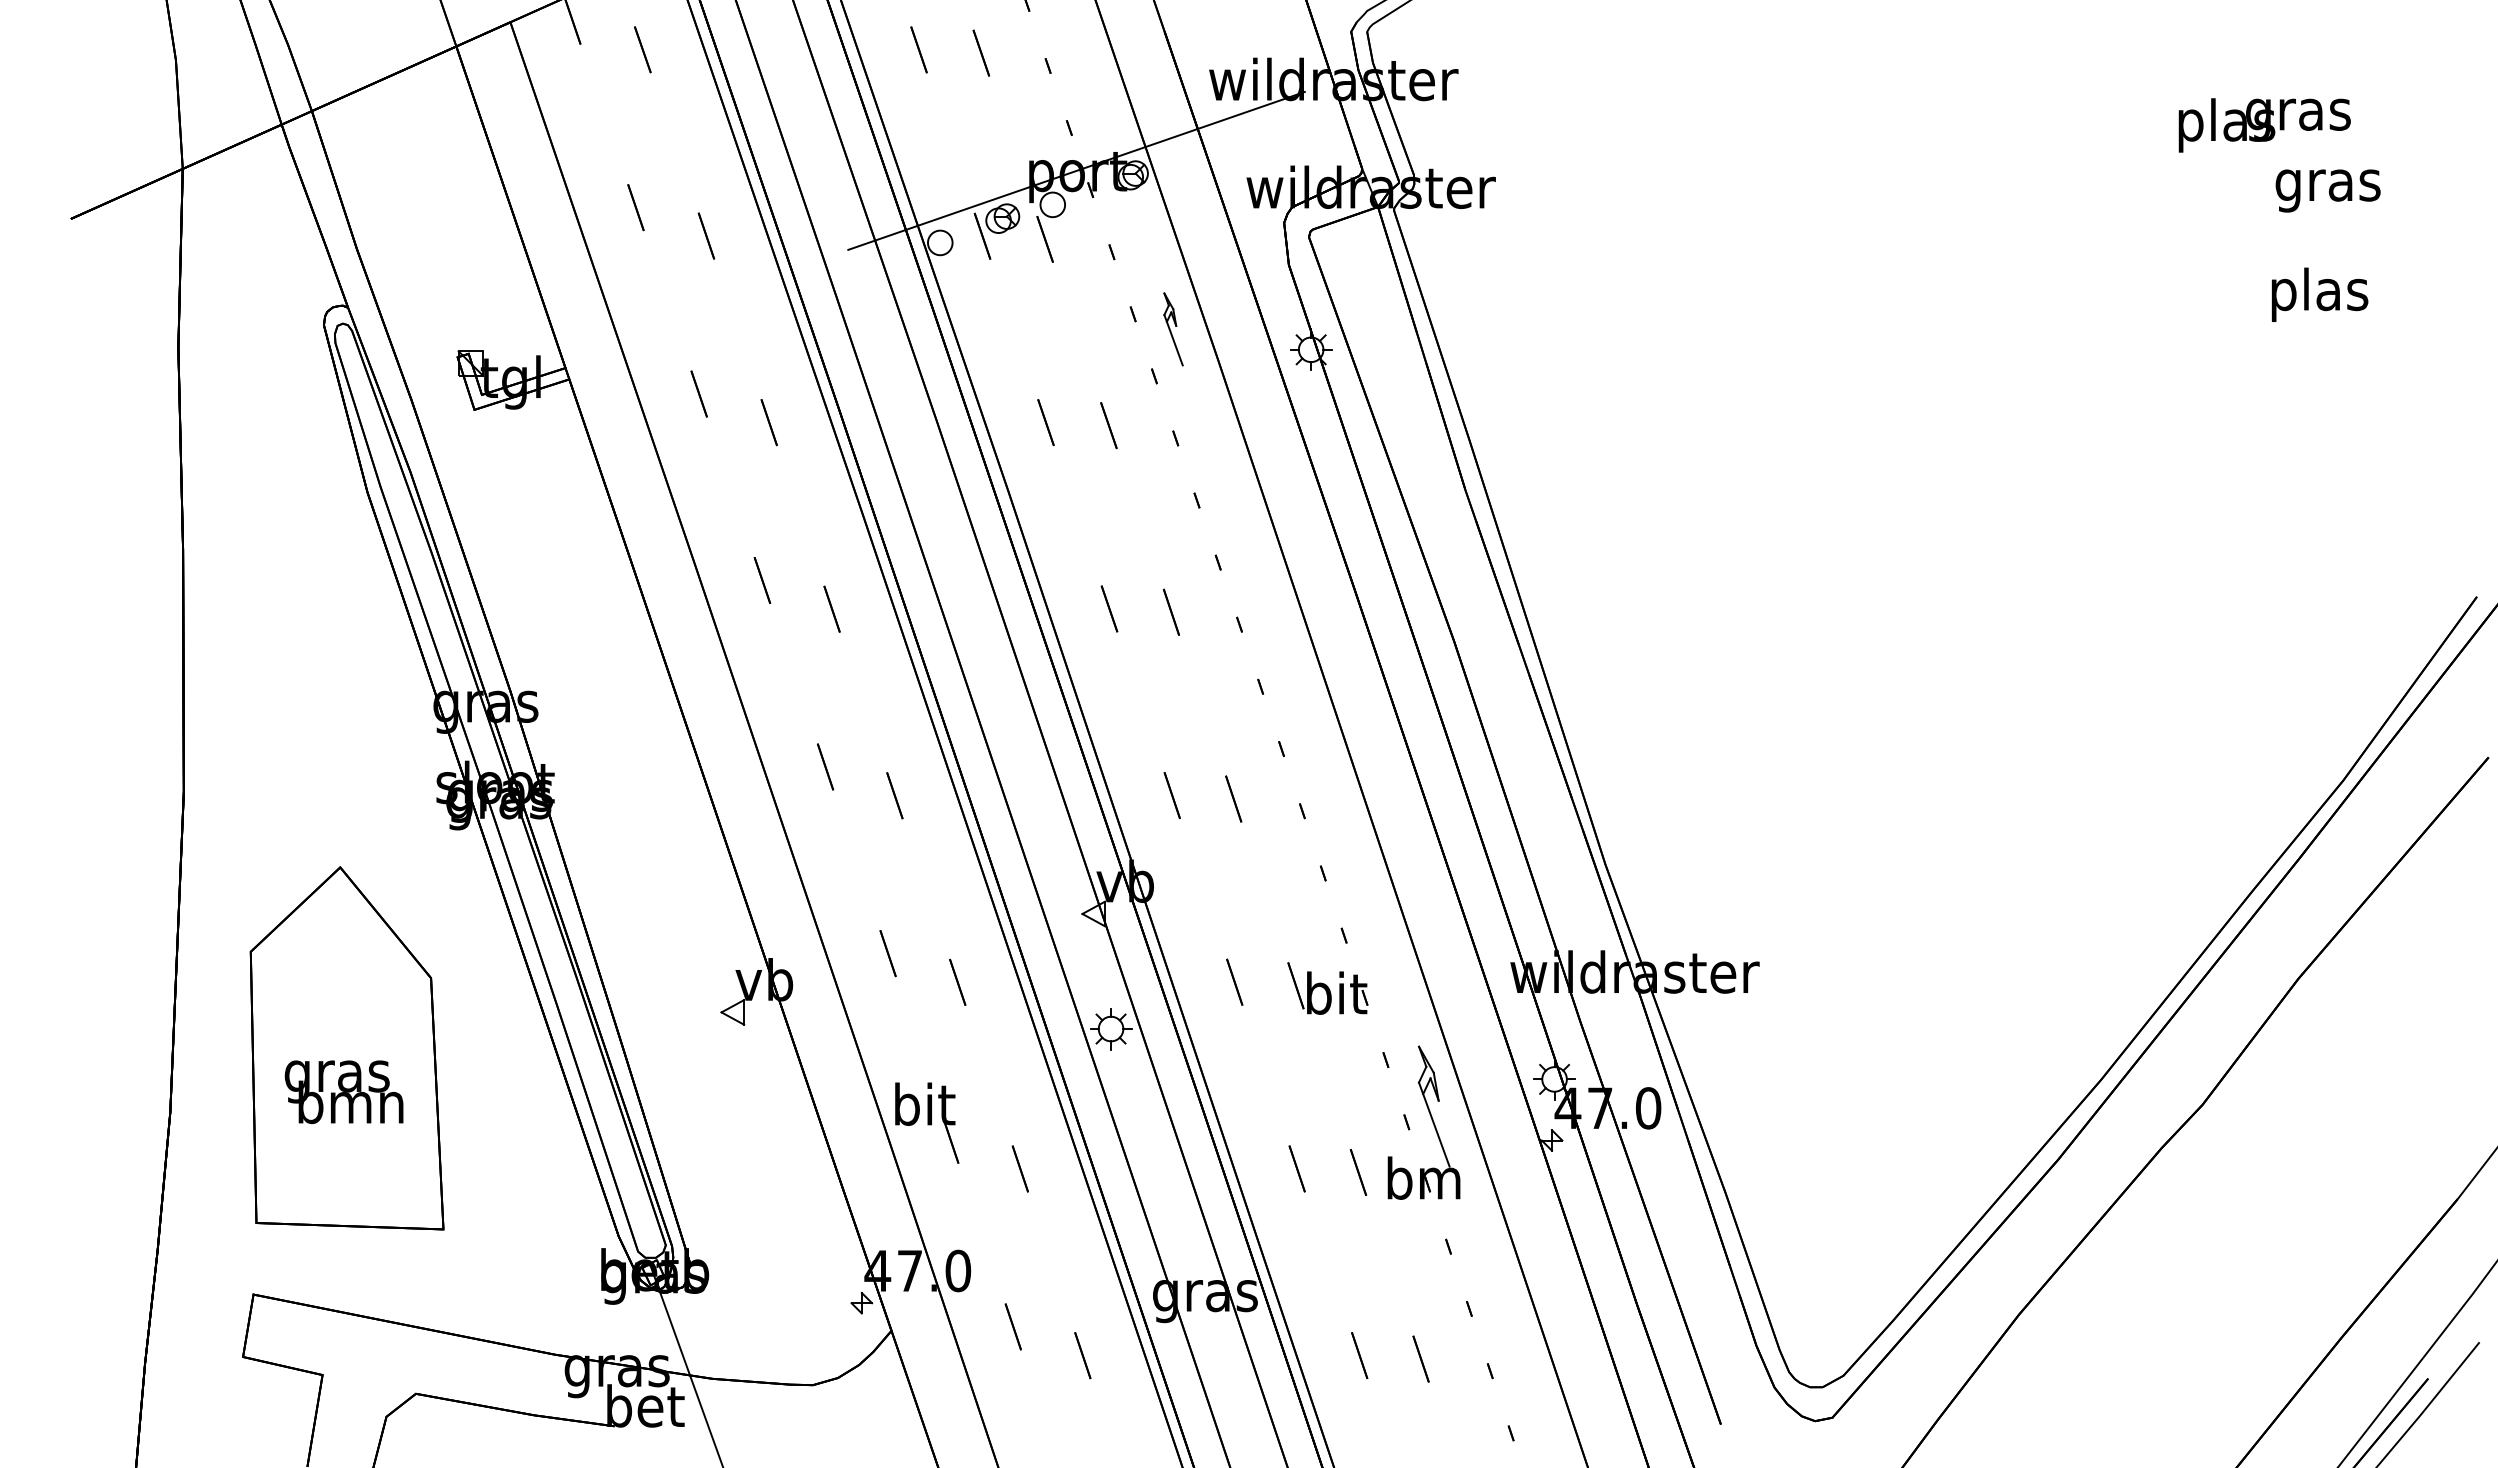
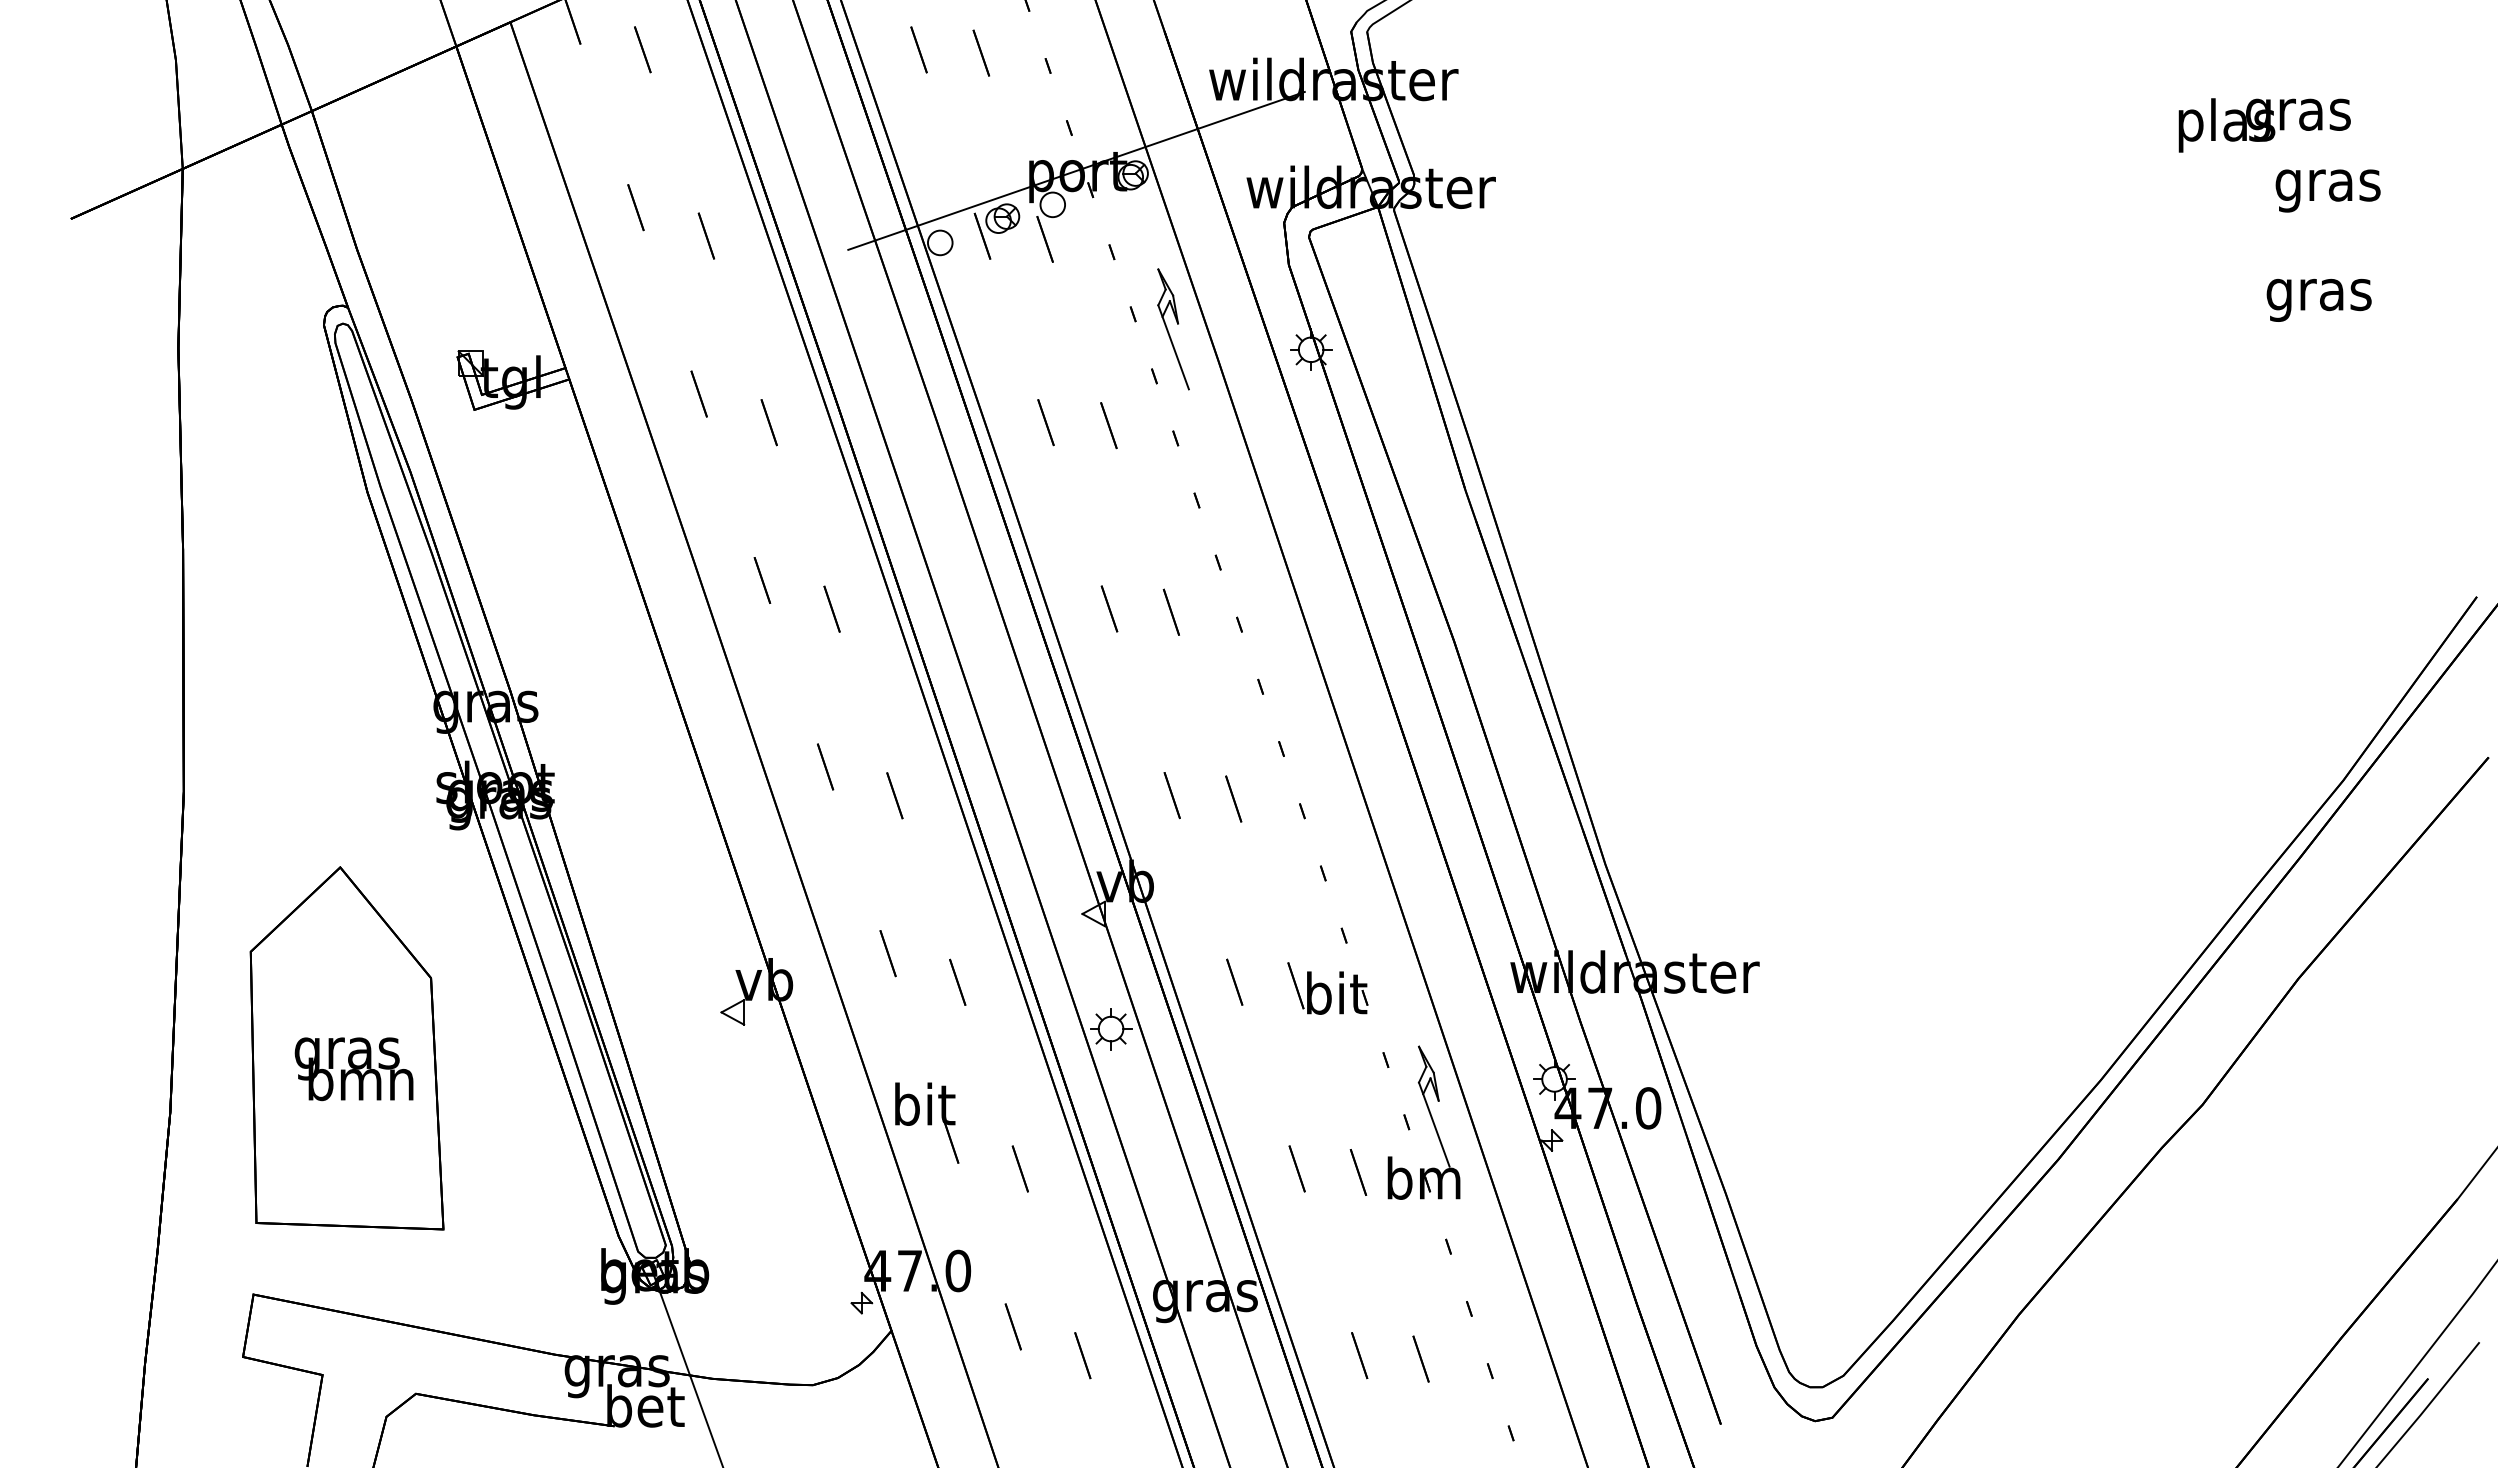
text: plas -> gras (2318, 294)
part size: 21x75 px -> 33x123 px (1173, 329)
text position: (343, 1092) -> (353, 1069) (353, 1069)
